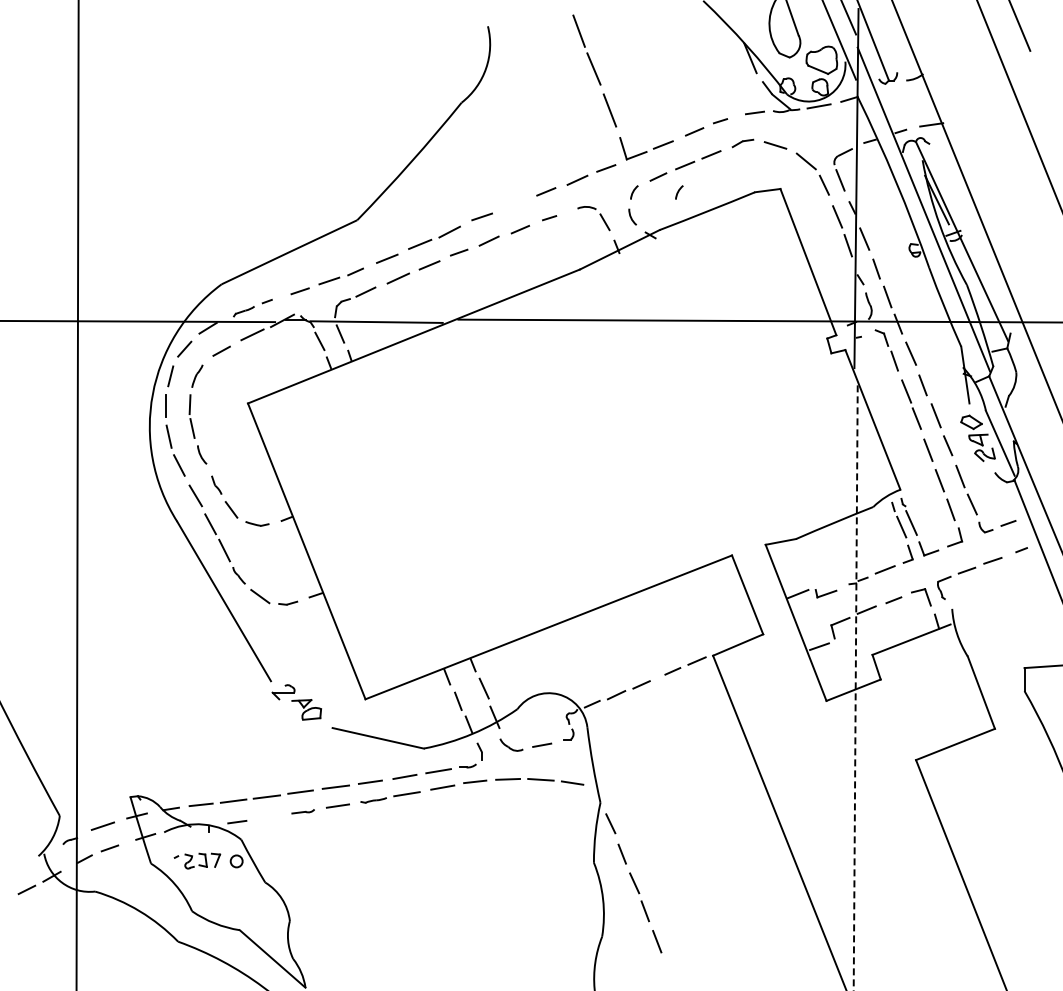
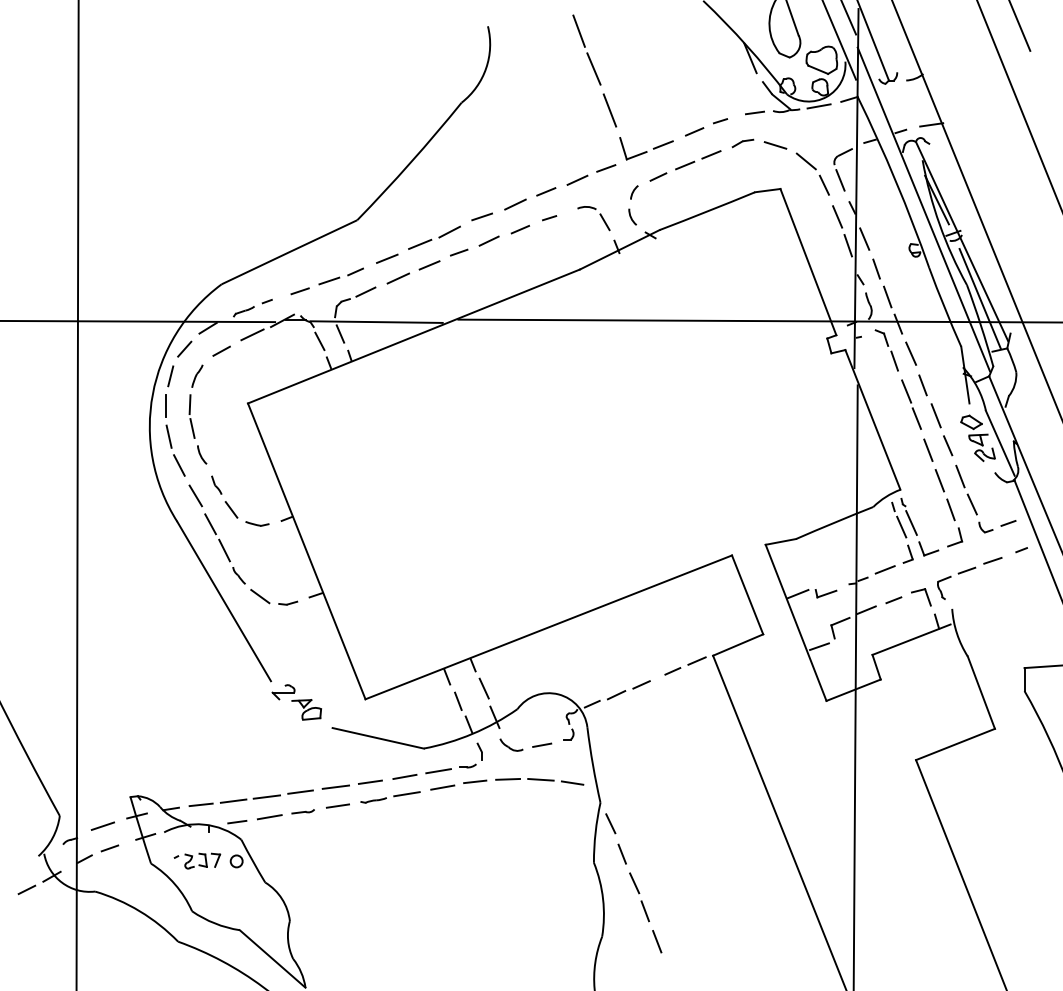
arc: present -> none (679, 191)
line: none -> present (515, 204)
line: none -> present (979, 298)
line: dashed -> solid (855, 688)
line: none -> present (269, 817)
